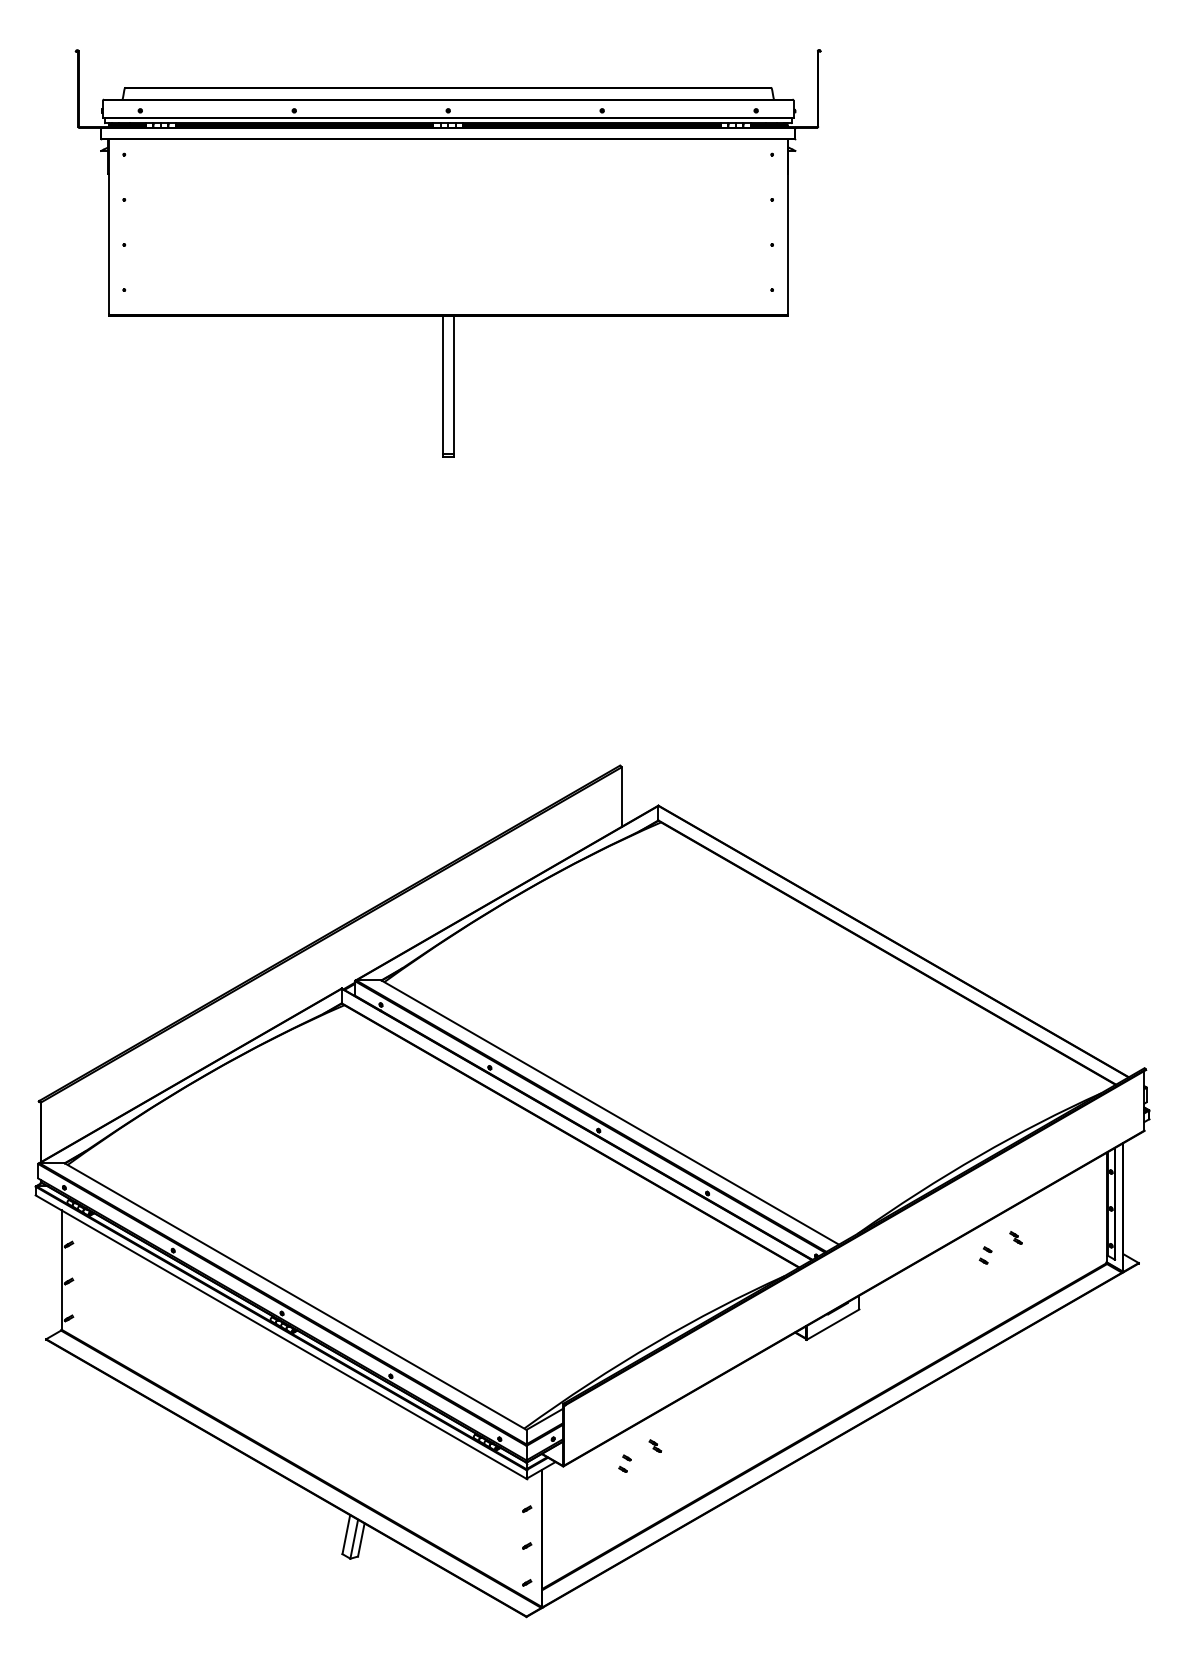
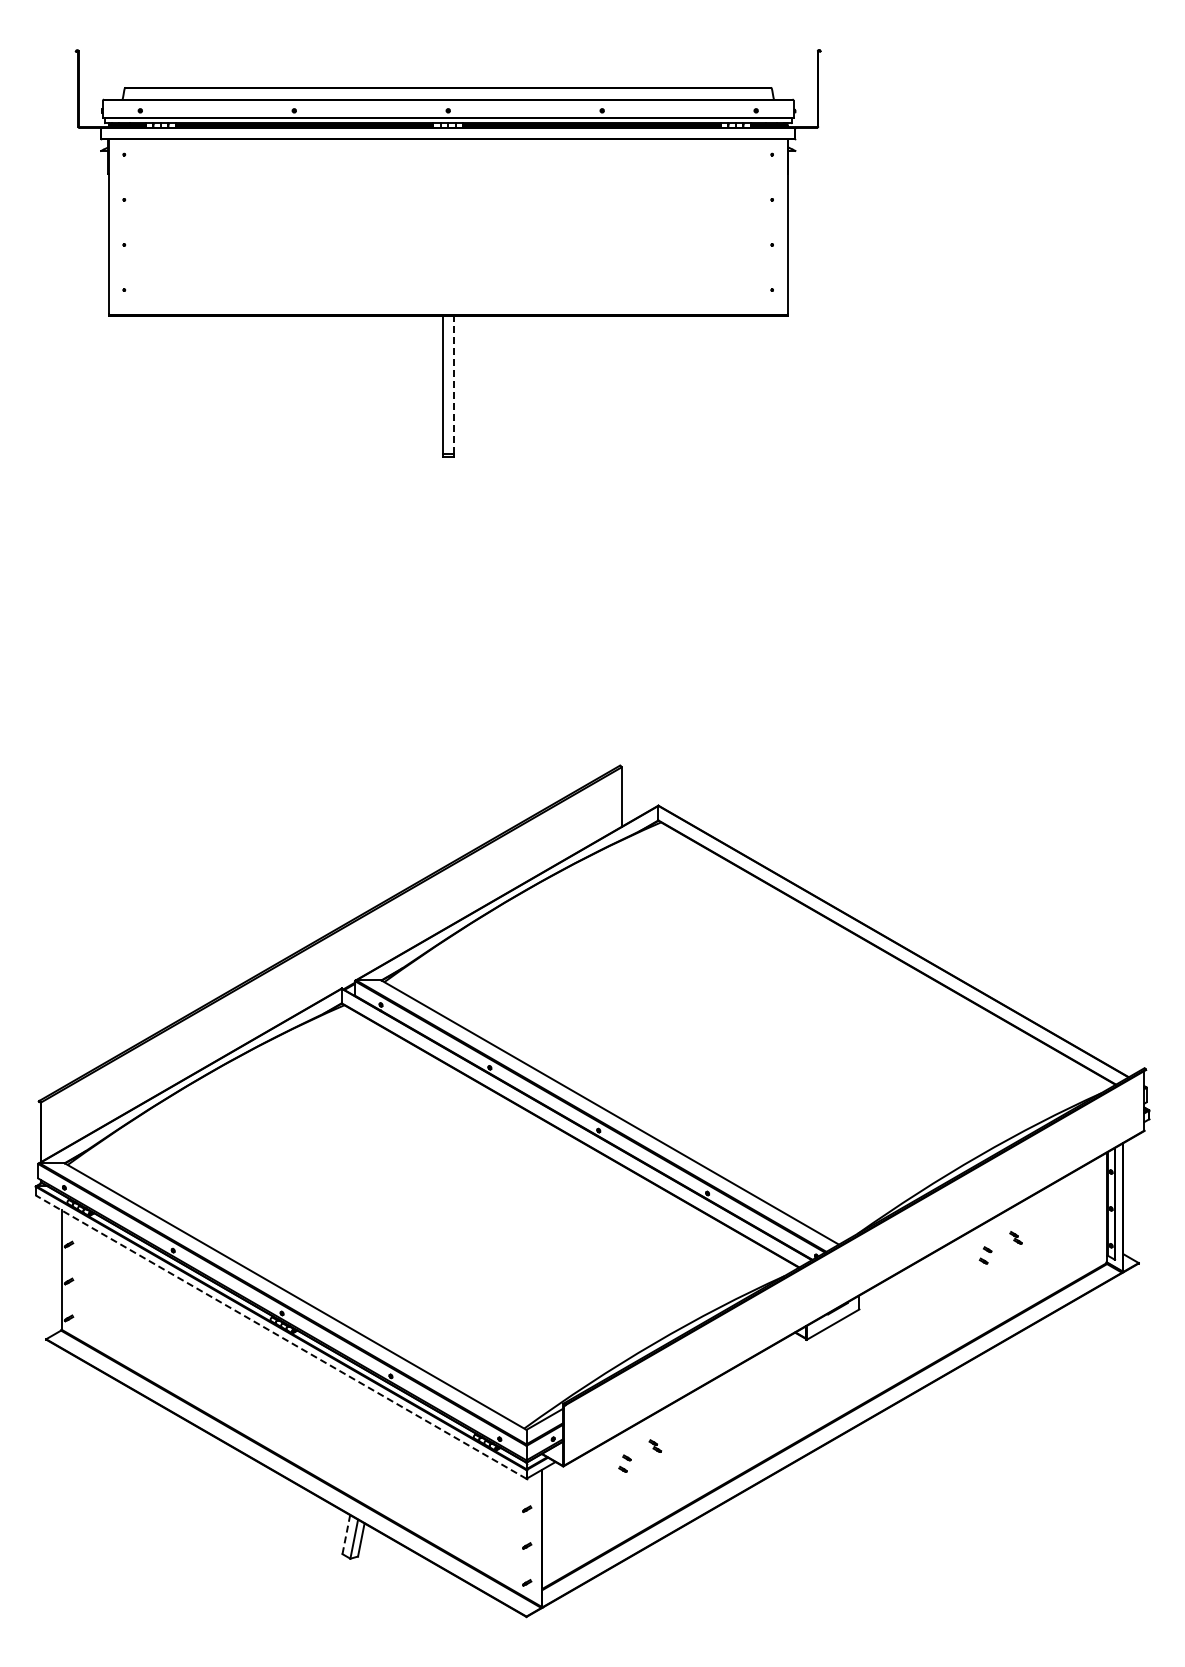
line: solid -> dashed (453, 384)
line: solid -> dashed (280, 1336)
line: solid -> dashed (346, 1534)
